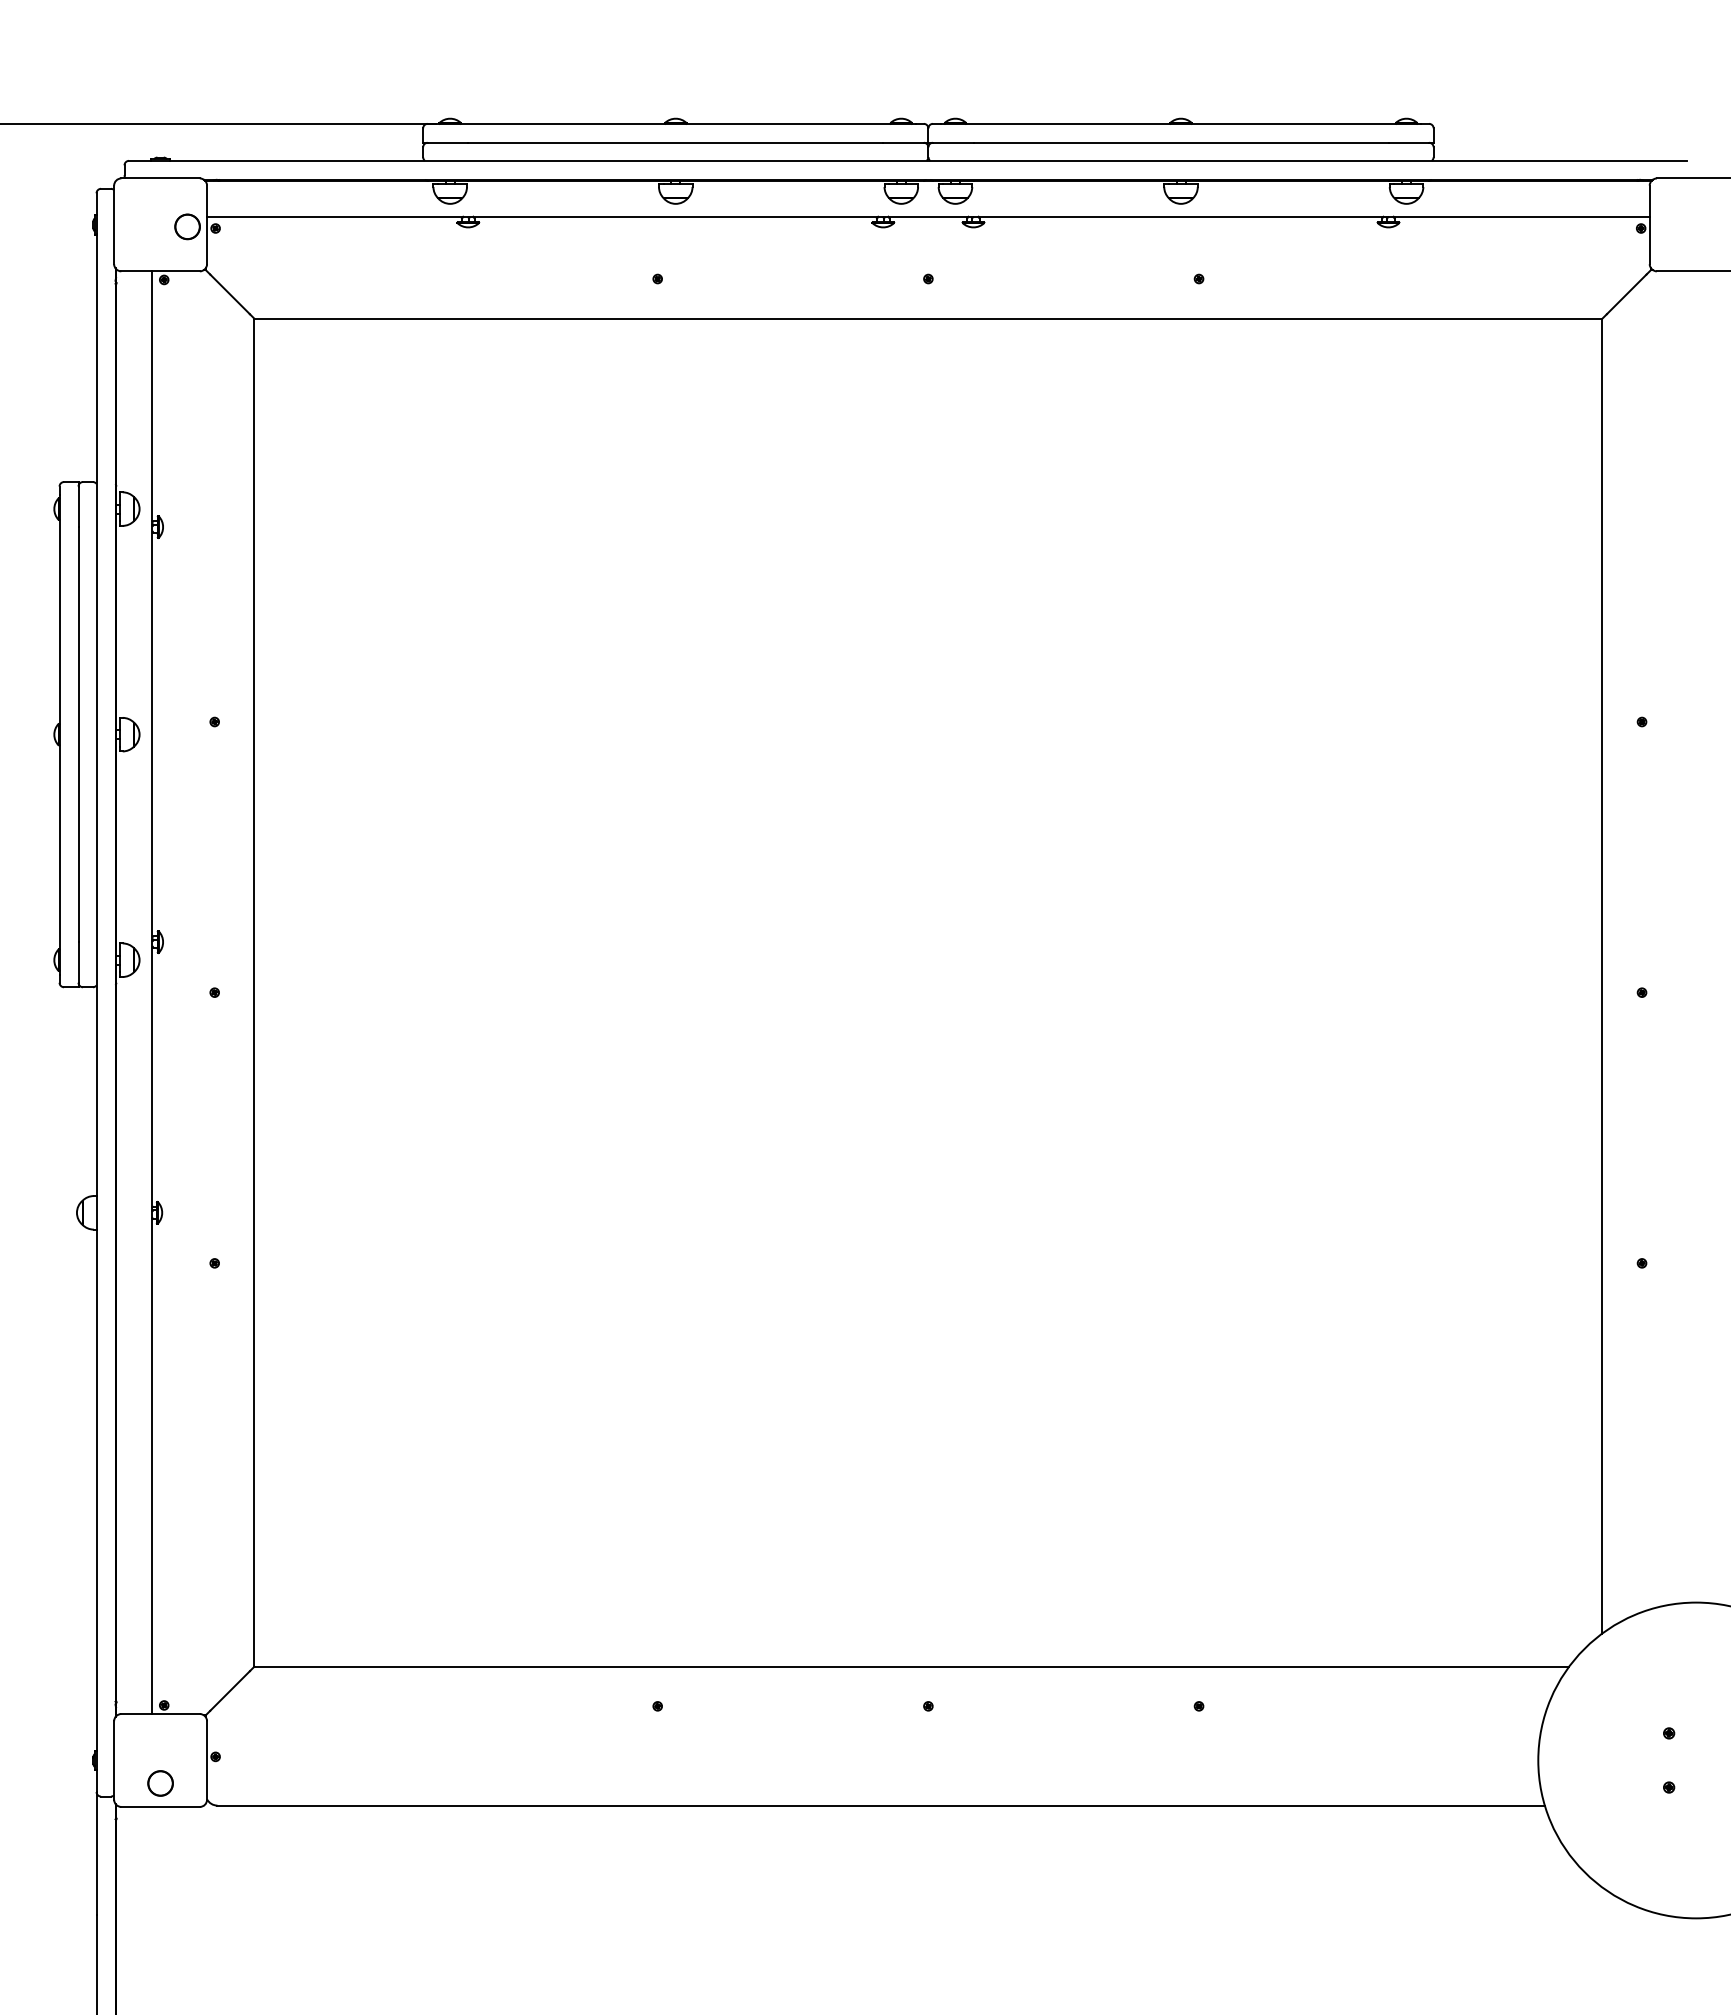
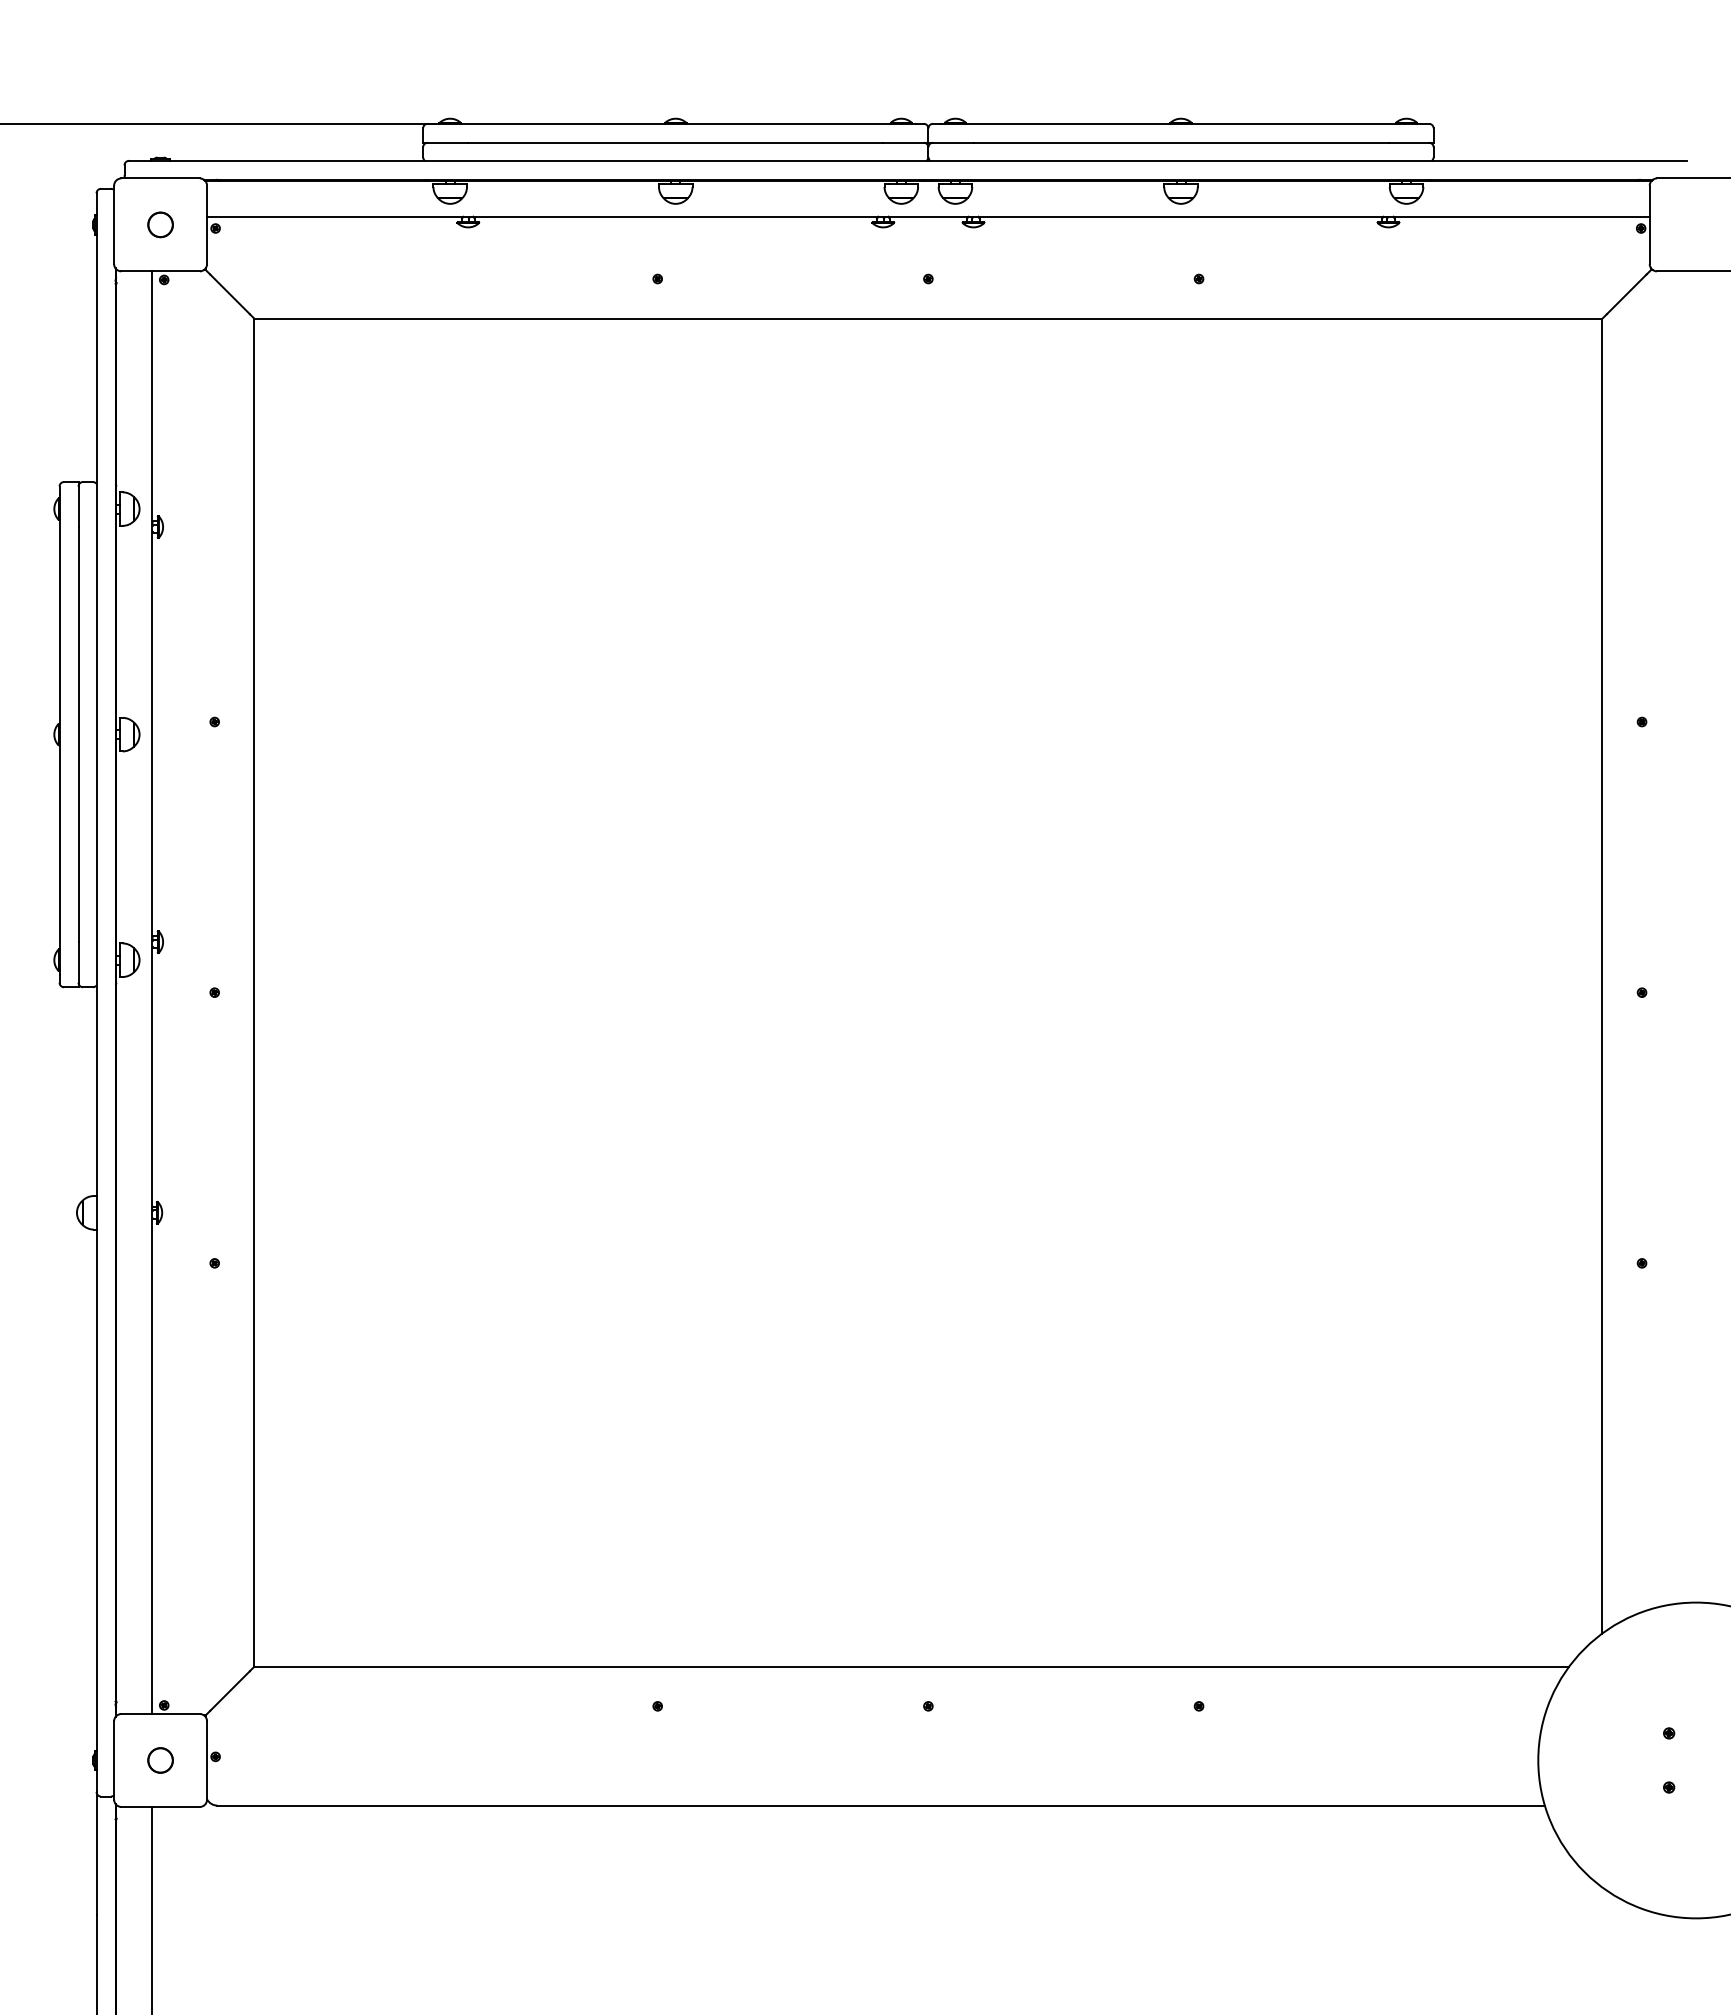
part position: (187, 226) -> (160, 224) (160, 224)
circle position: (160, 1783) -> (160, 1760) (160, 1760)
line: none -> present (152, 1908)
